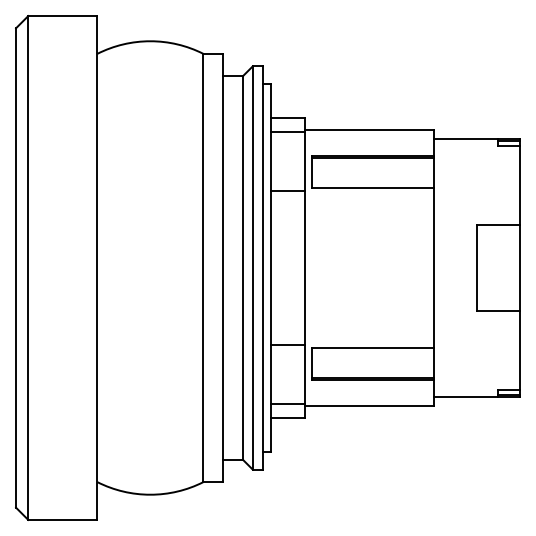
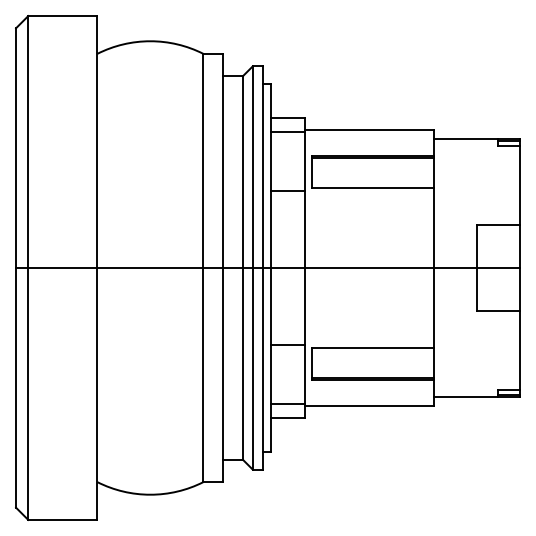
line: none -> present (267, 268)
